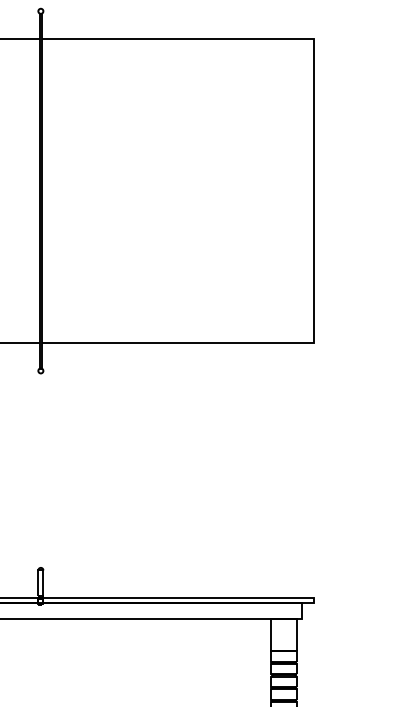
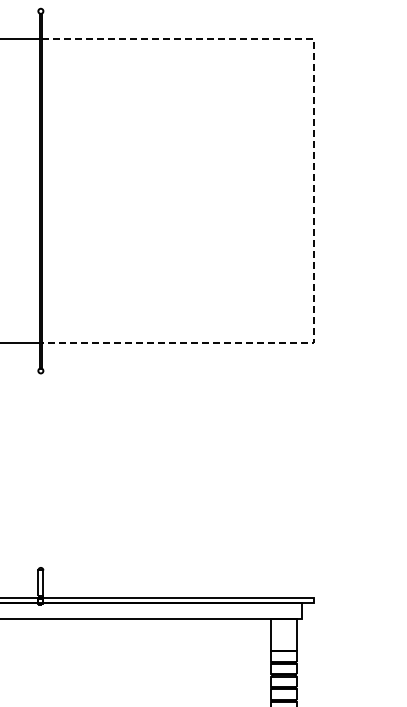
line: solid -> dashed (314, 191)
